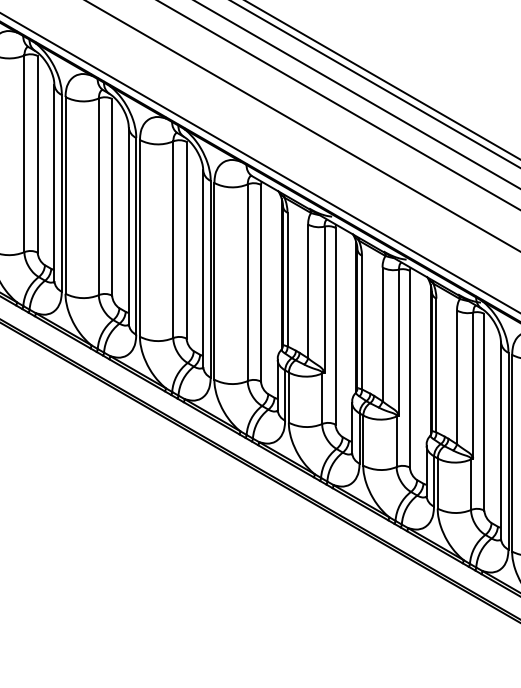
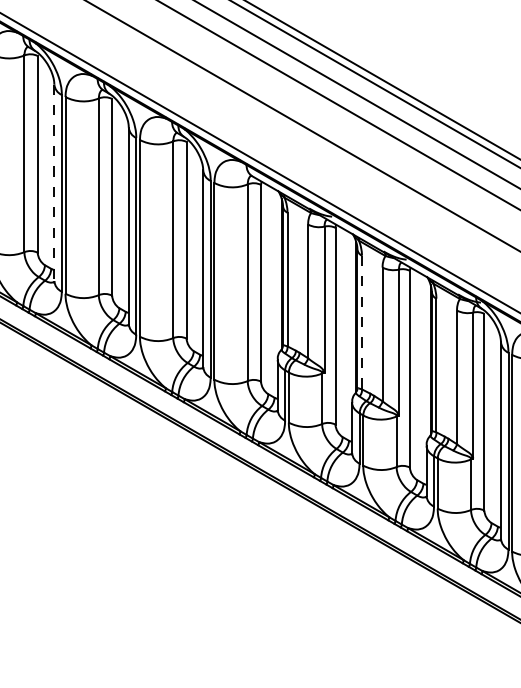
line: solid -> dashed (54, 183)
line: solid -> dashed (361, 322)
